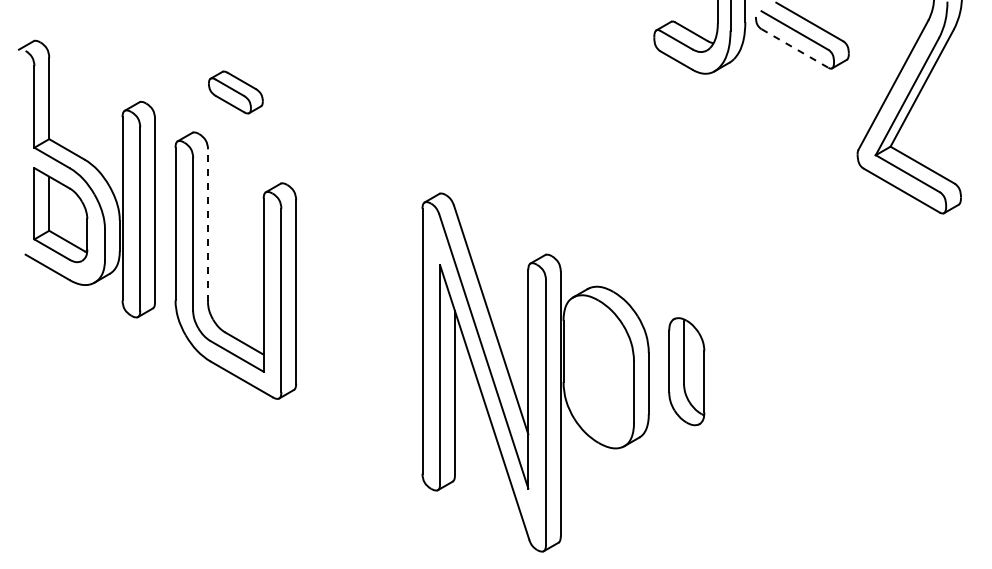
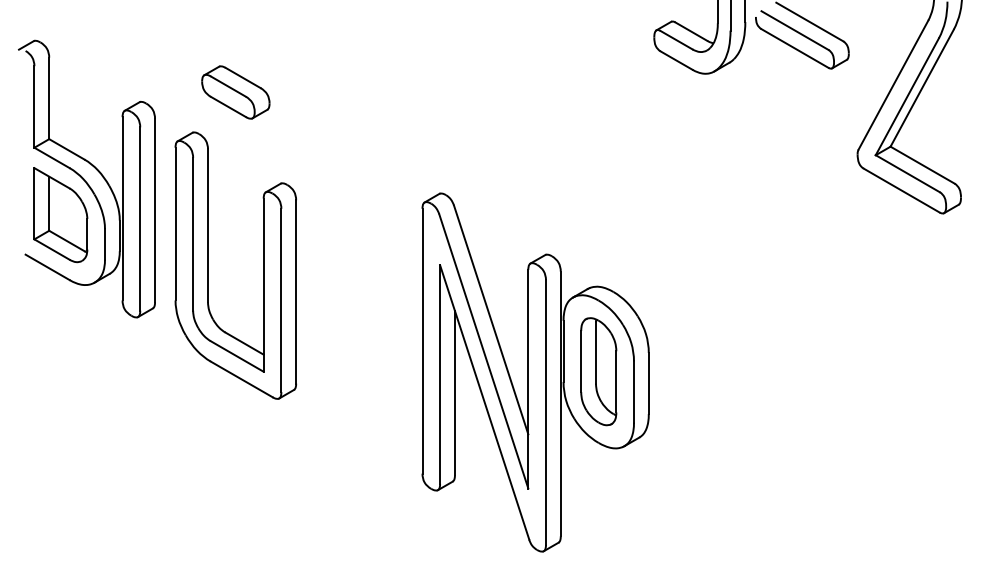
line: dashed -> solid (794, 48)
part size: 56x45 px -> 70x55 px (235, 92)
line: dashed -> solid (208, 225)
part position: (686, 371) -> (598, 371) (598, 371)
